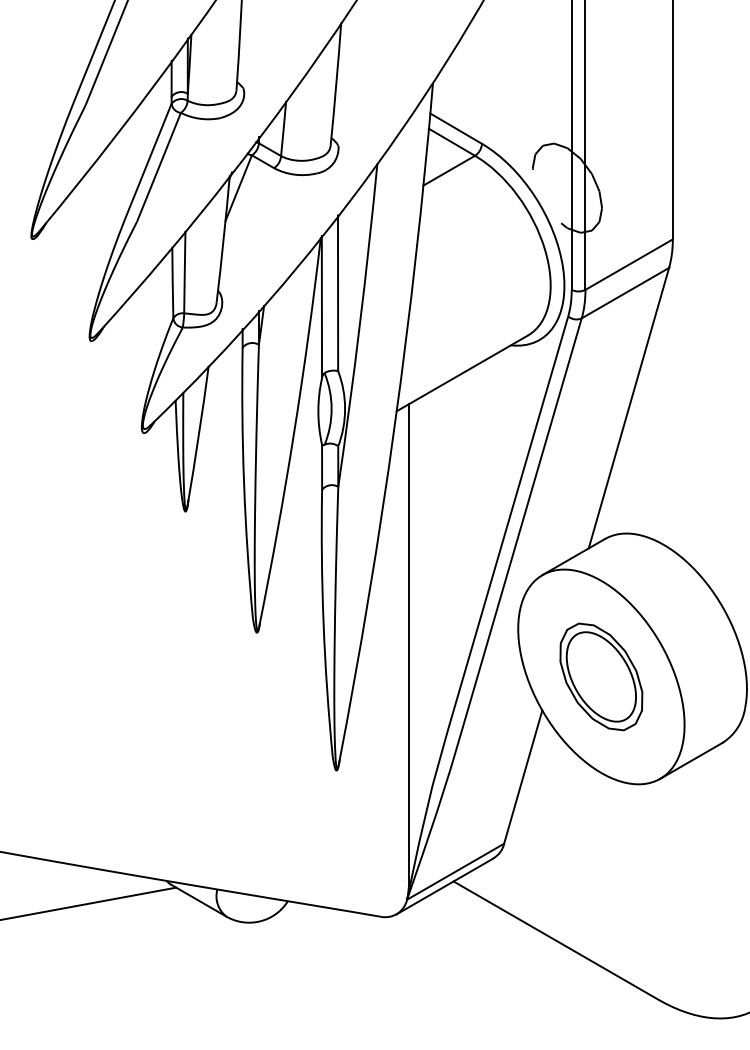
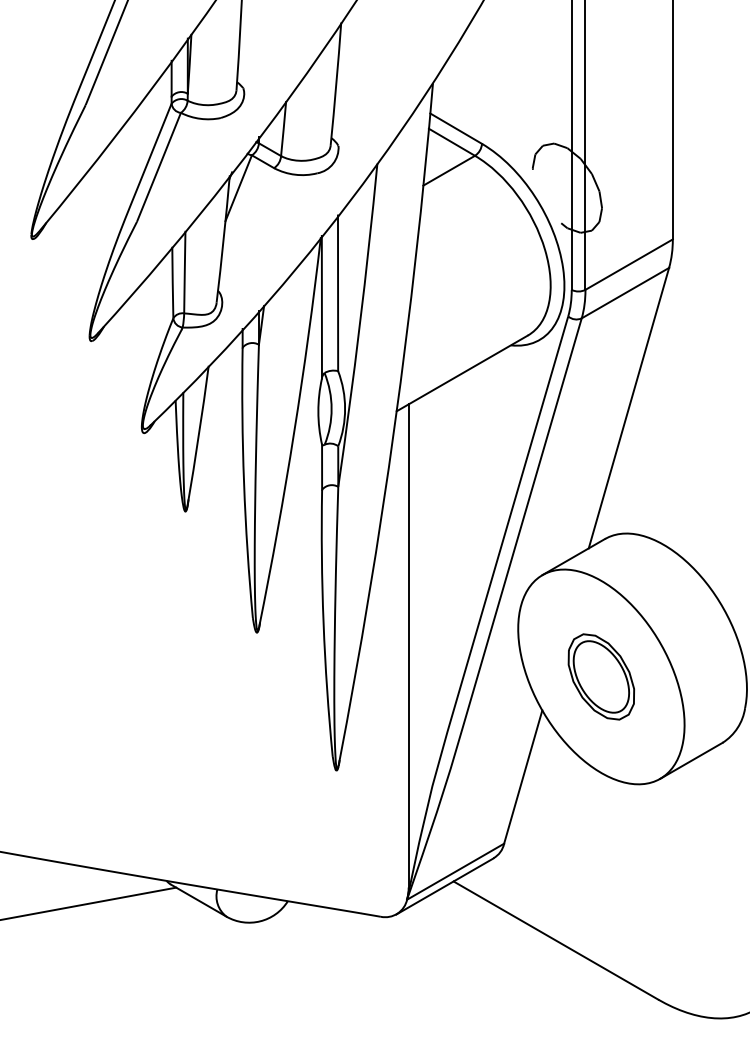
part size: 85x110 px -> 69x88 px (601, 676)
